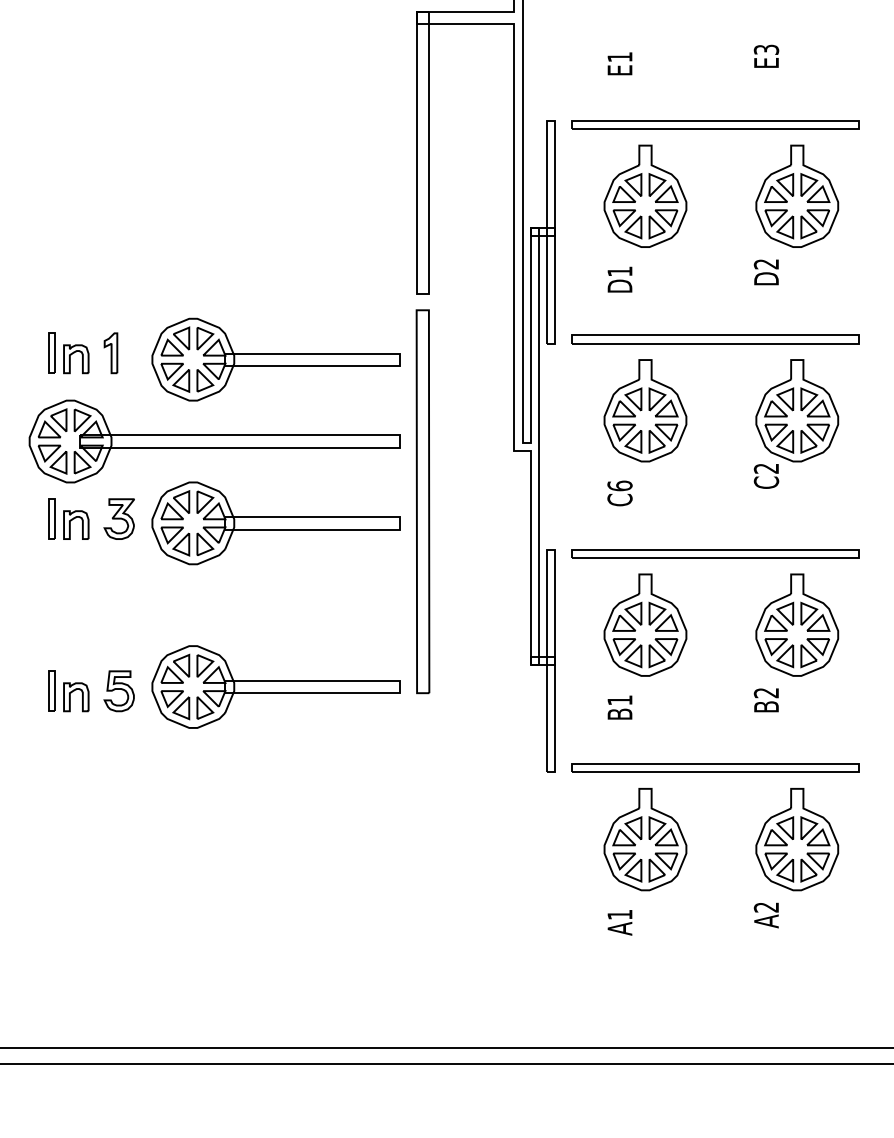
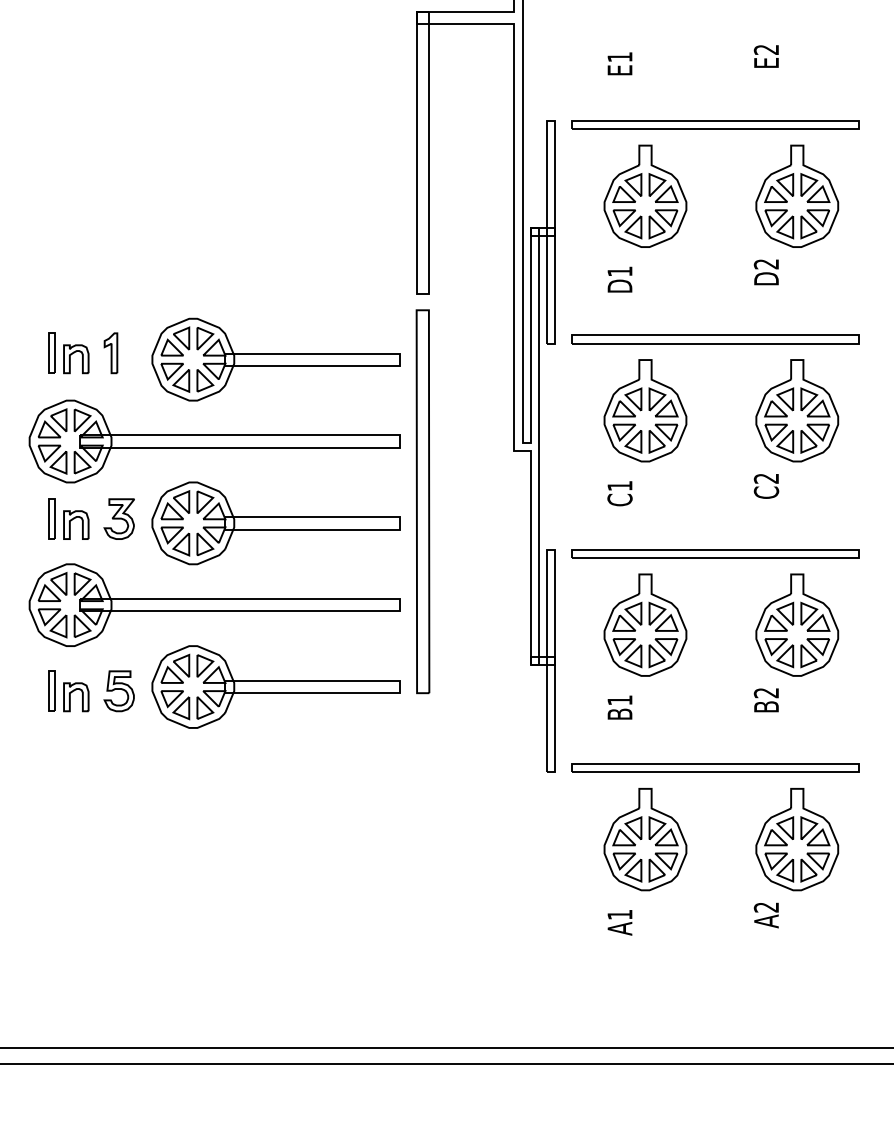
text: E3 -> E2 (766, 49)
text position: (766, 476) -> (766, 486) (766, 486)
text: C6 -> C1 (619, 485)
part: none -> present (214, 604)
